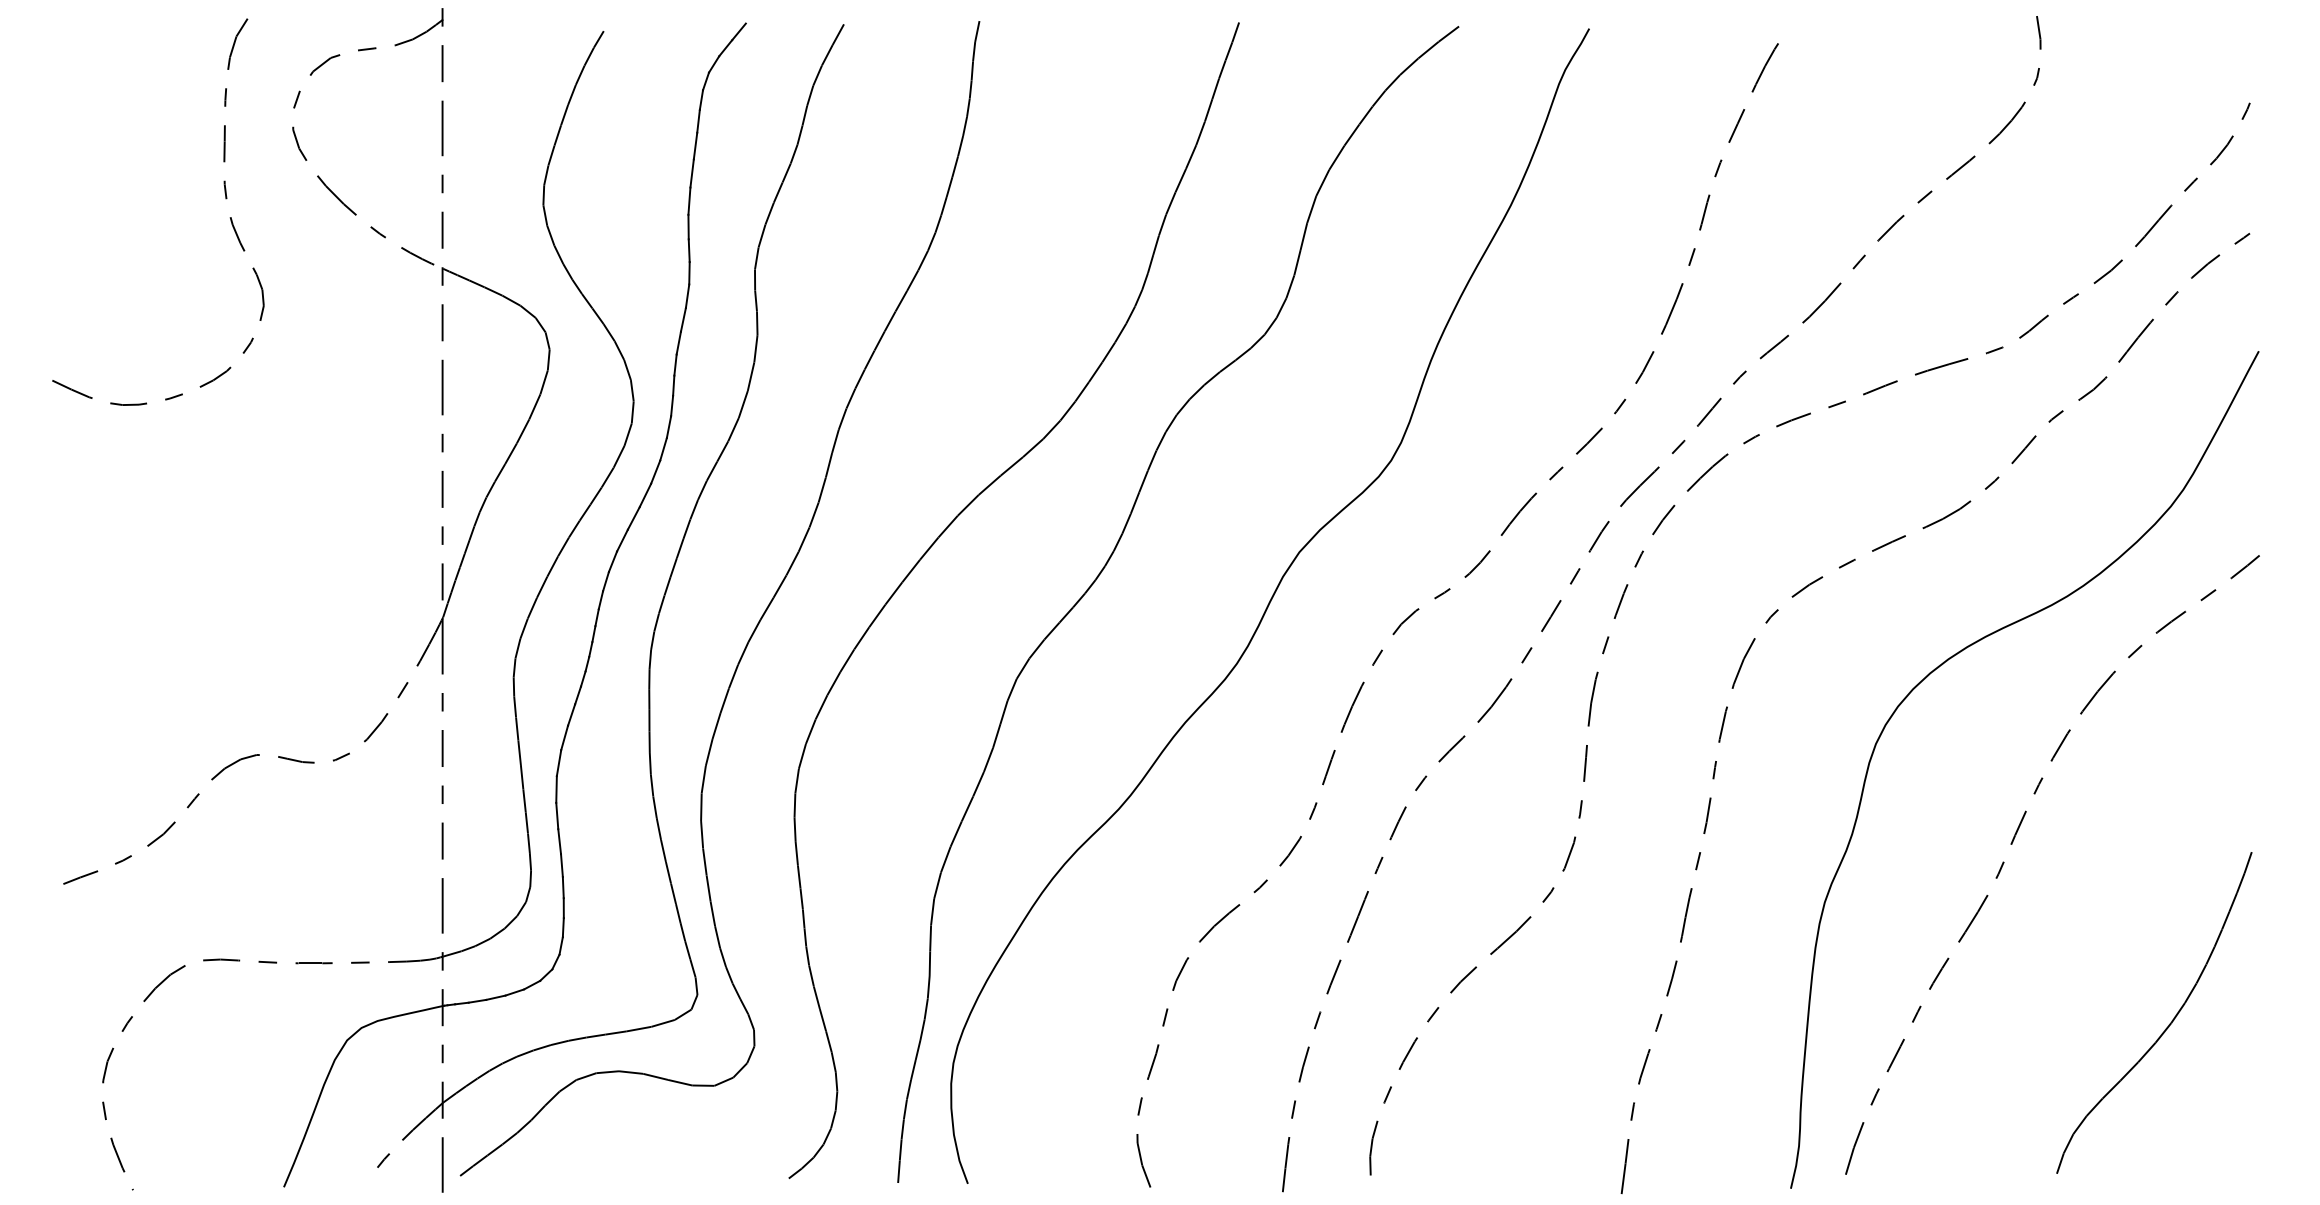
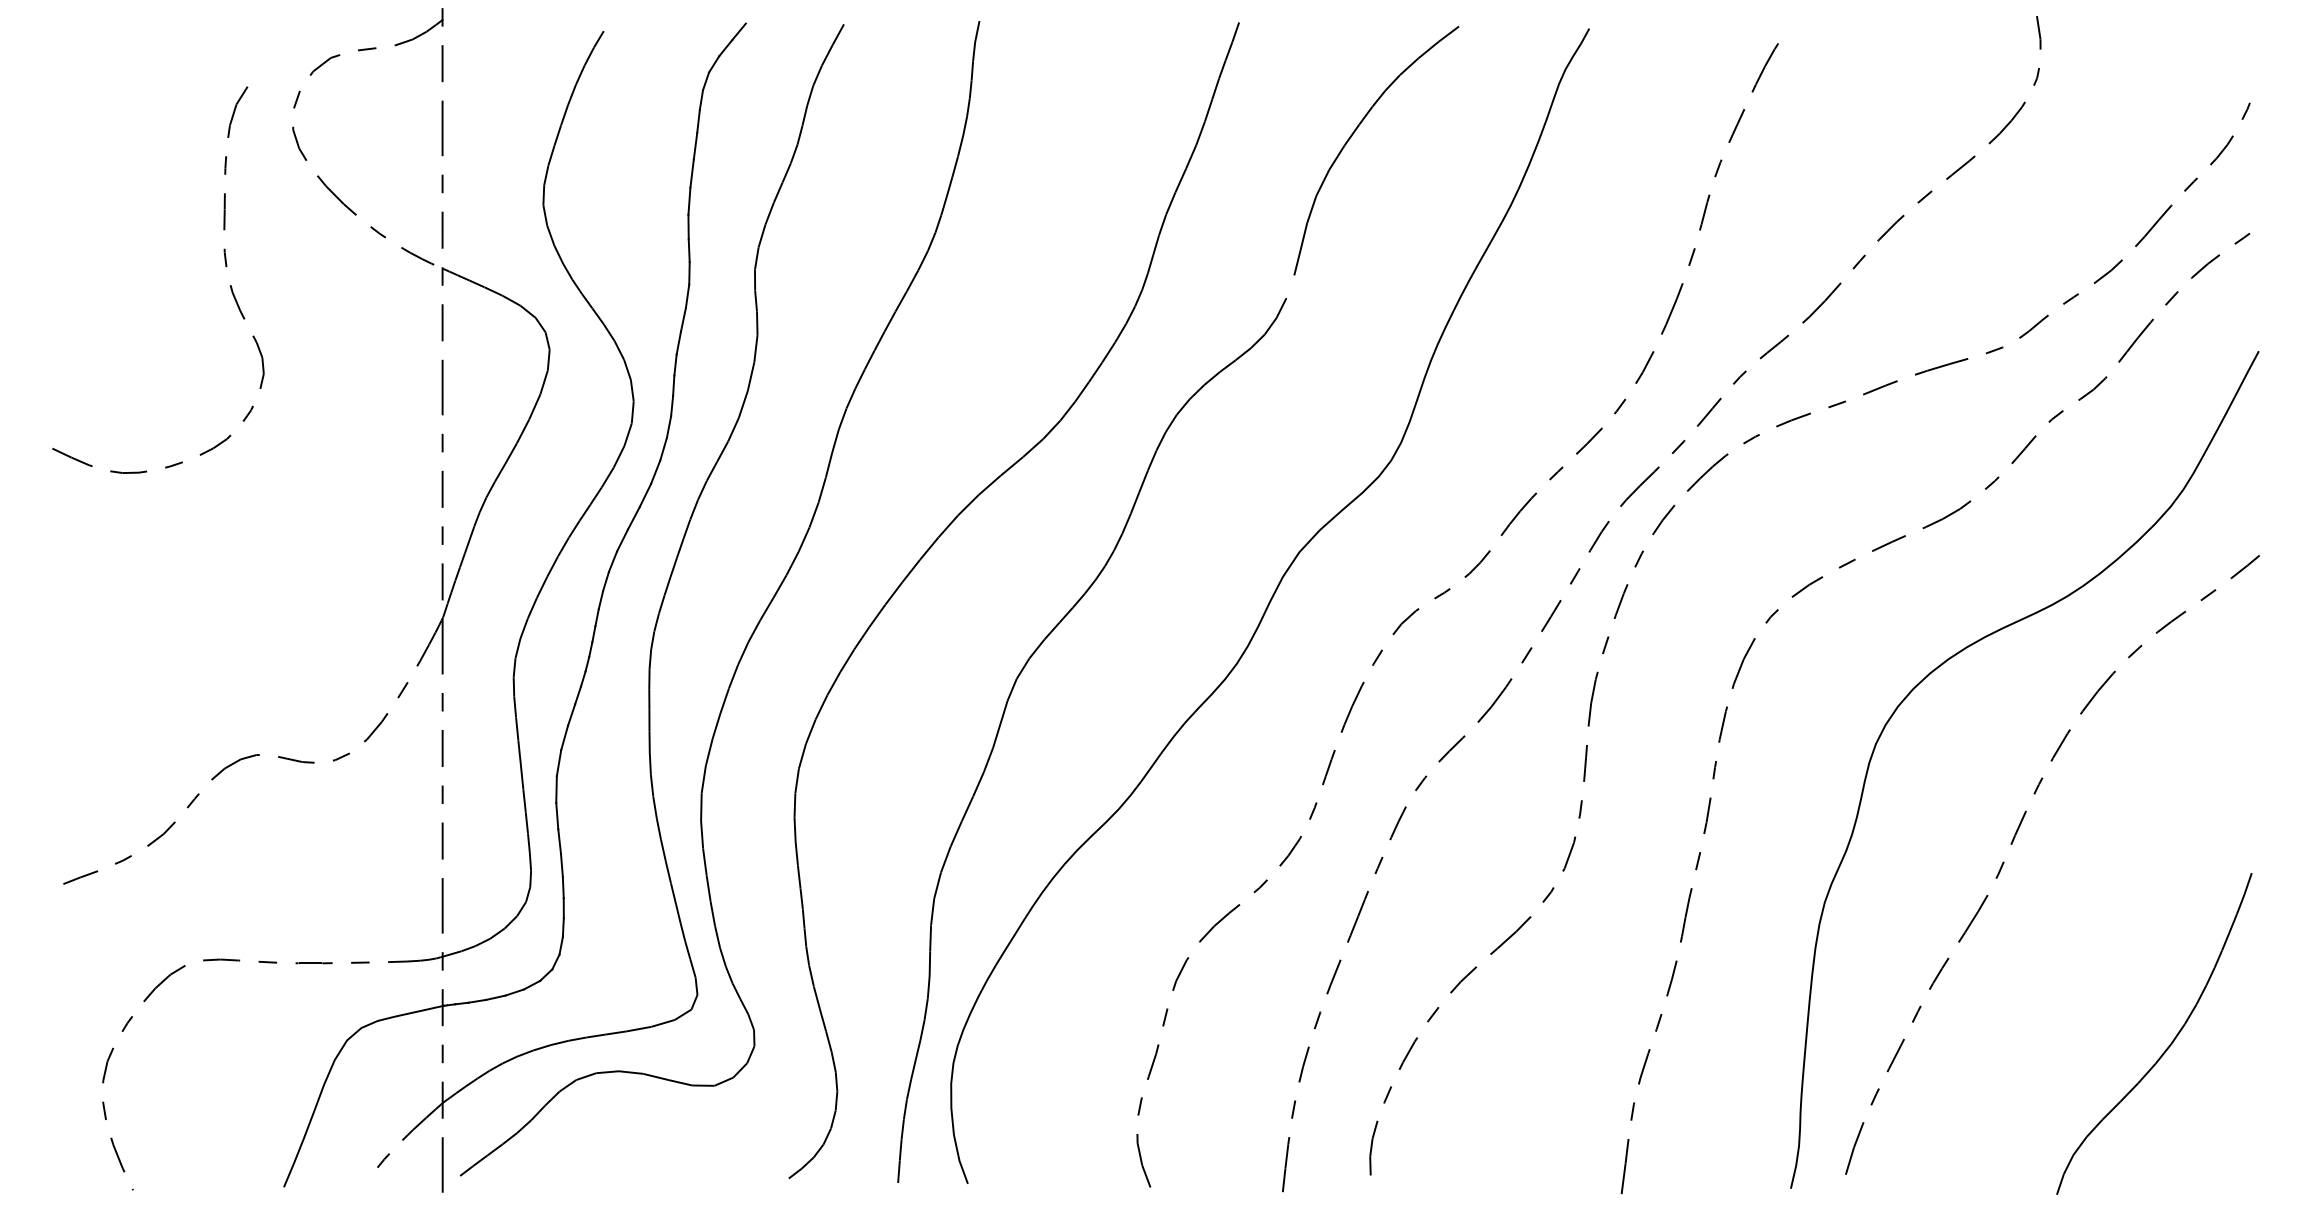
curve position: (225, 199) -> (225, 267) (225, 267)
line: present -> none (1290, 286)
part position: (2168, 1024) -> (2168, 1045) (2168, 1045)
